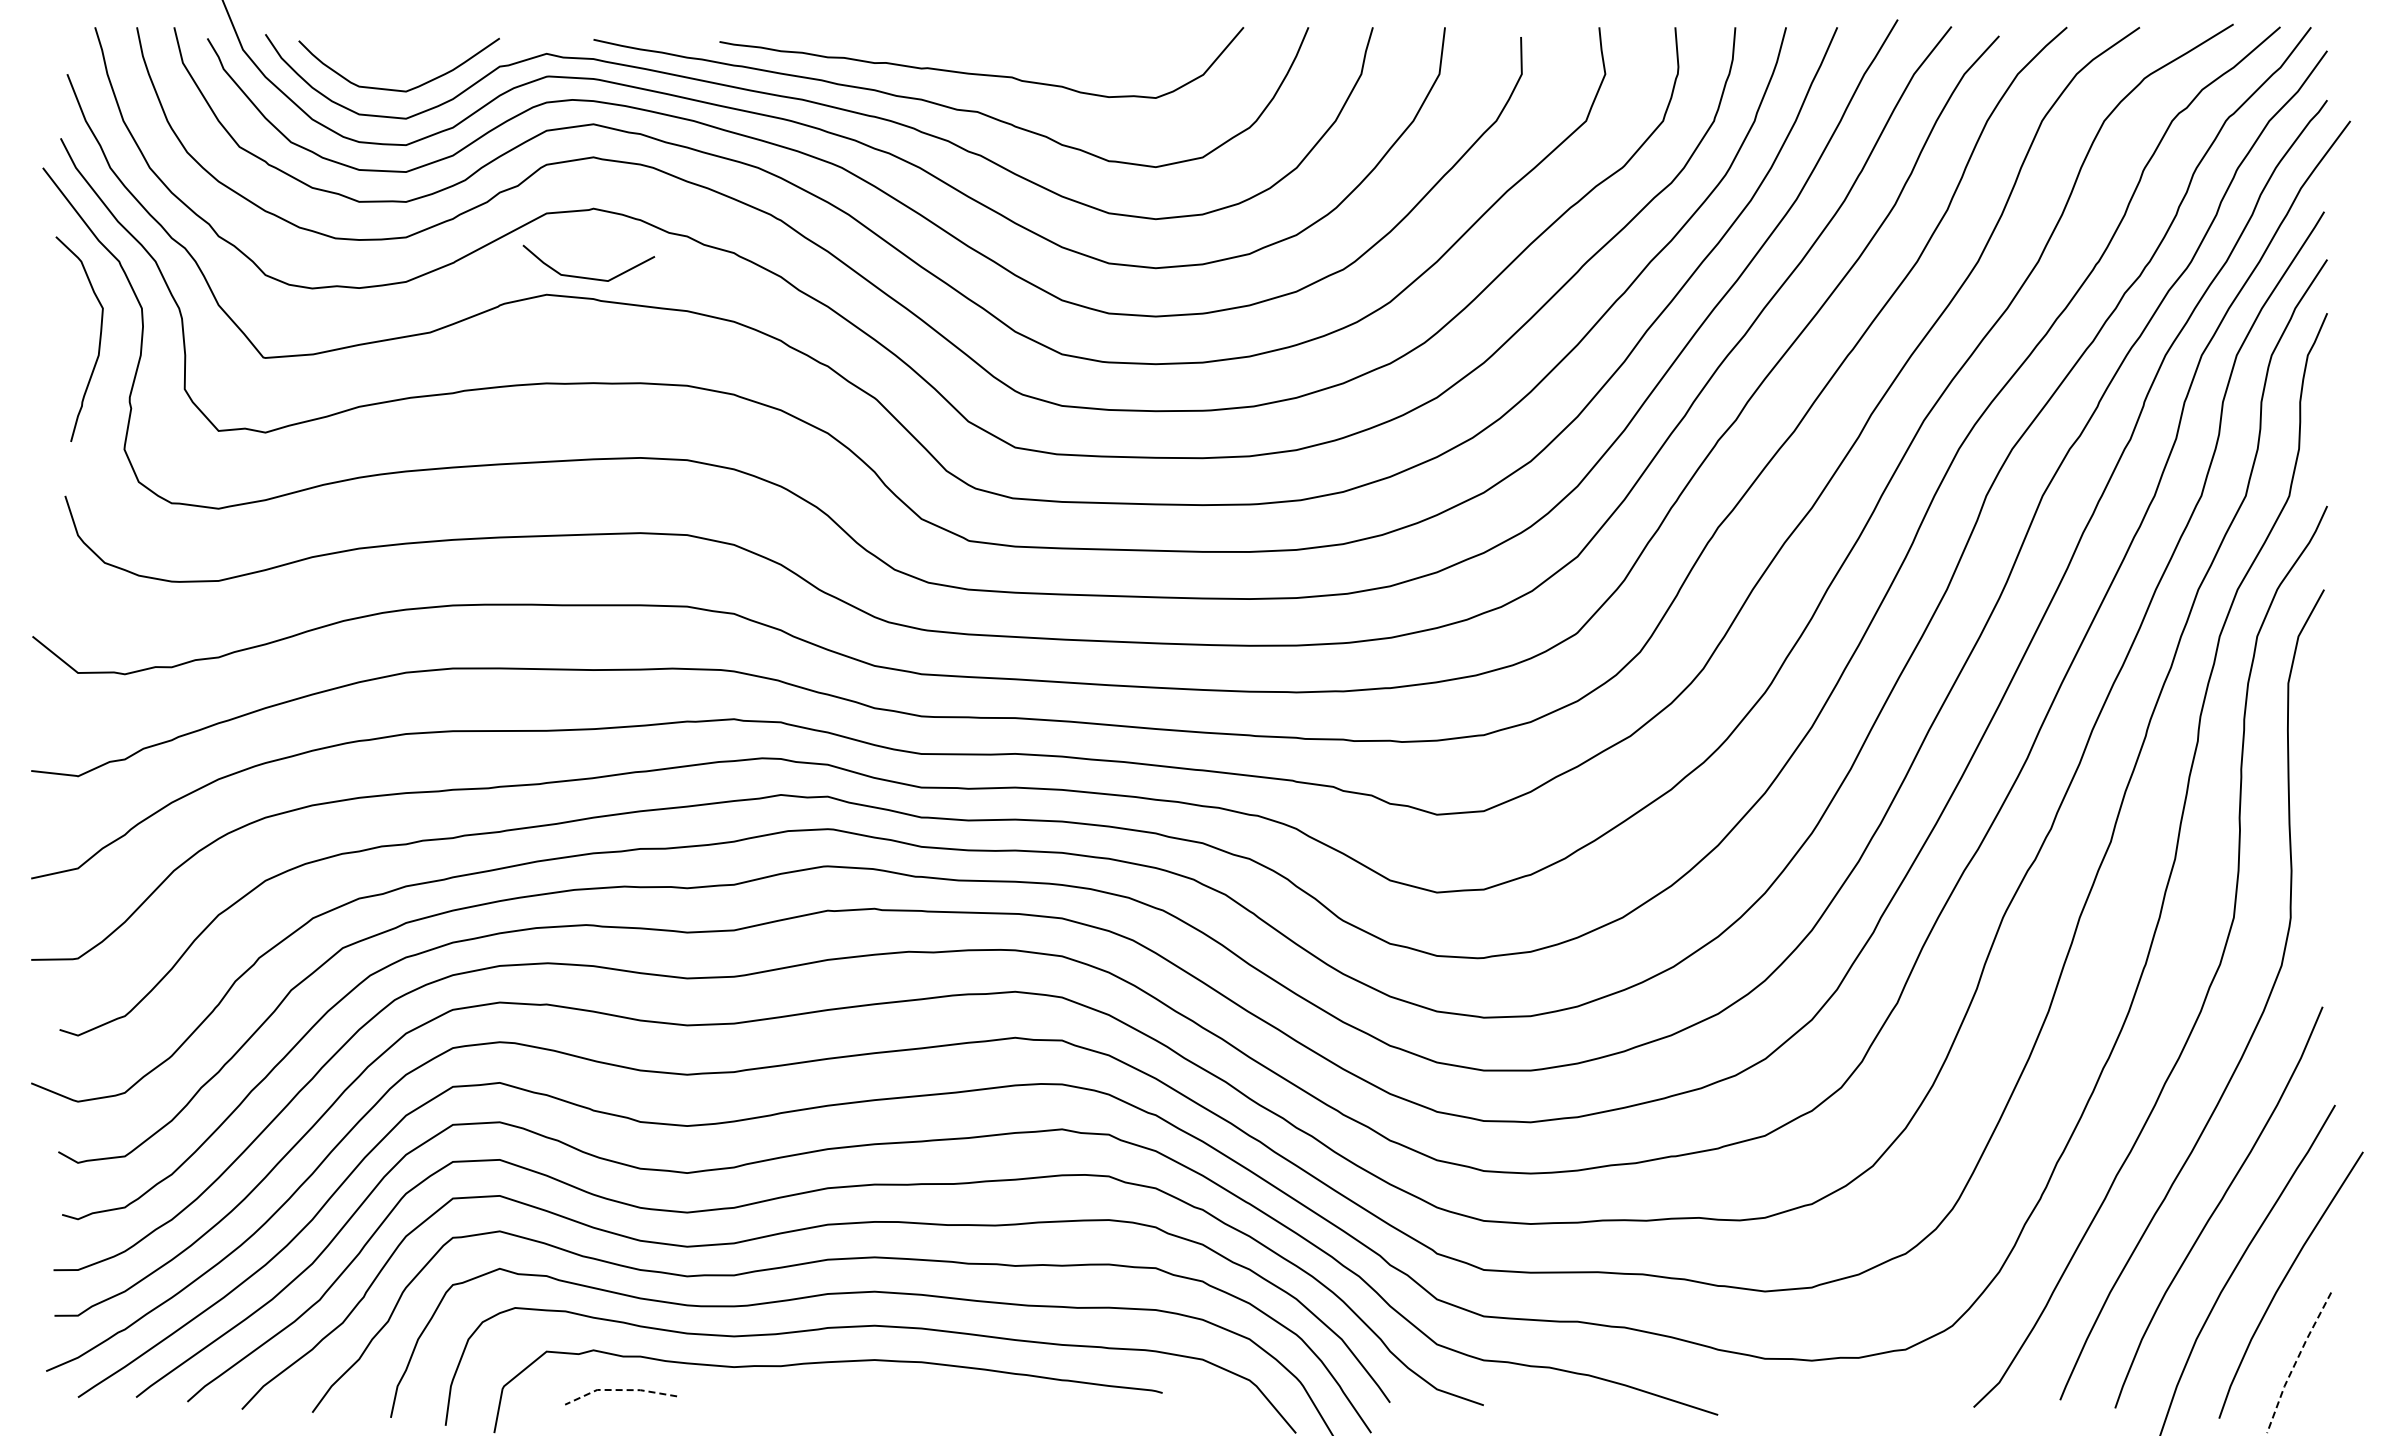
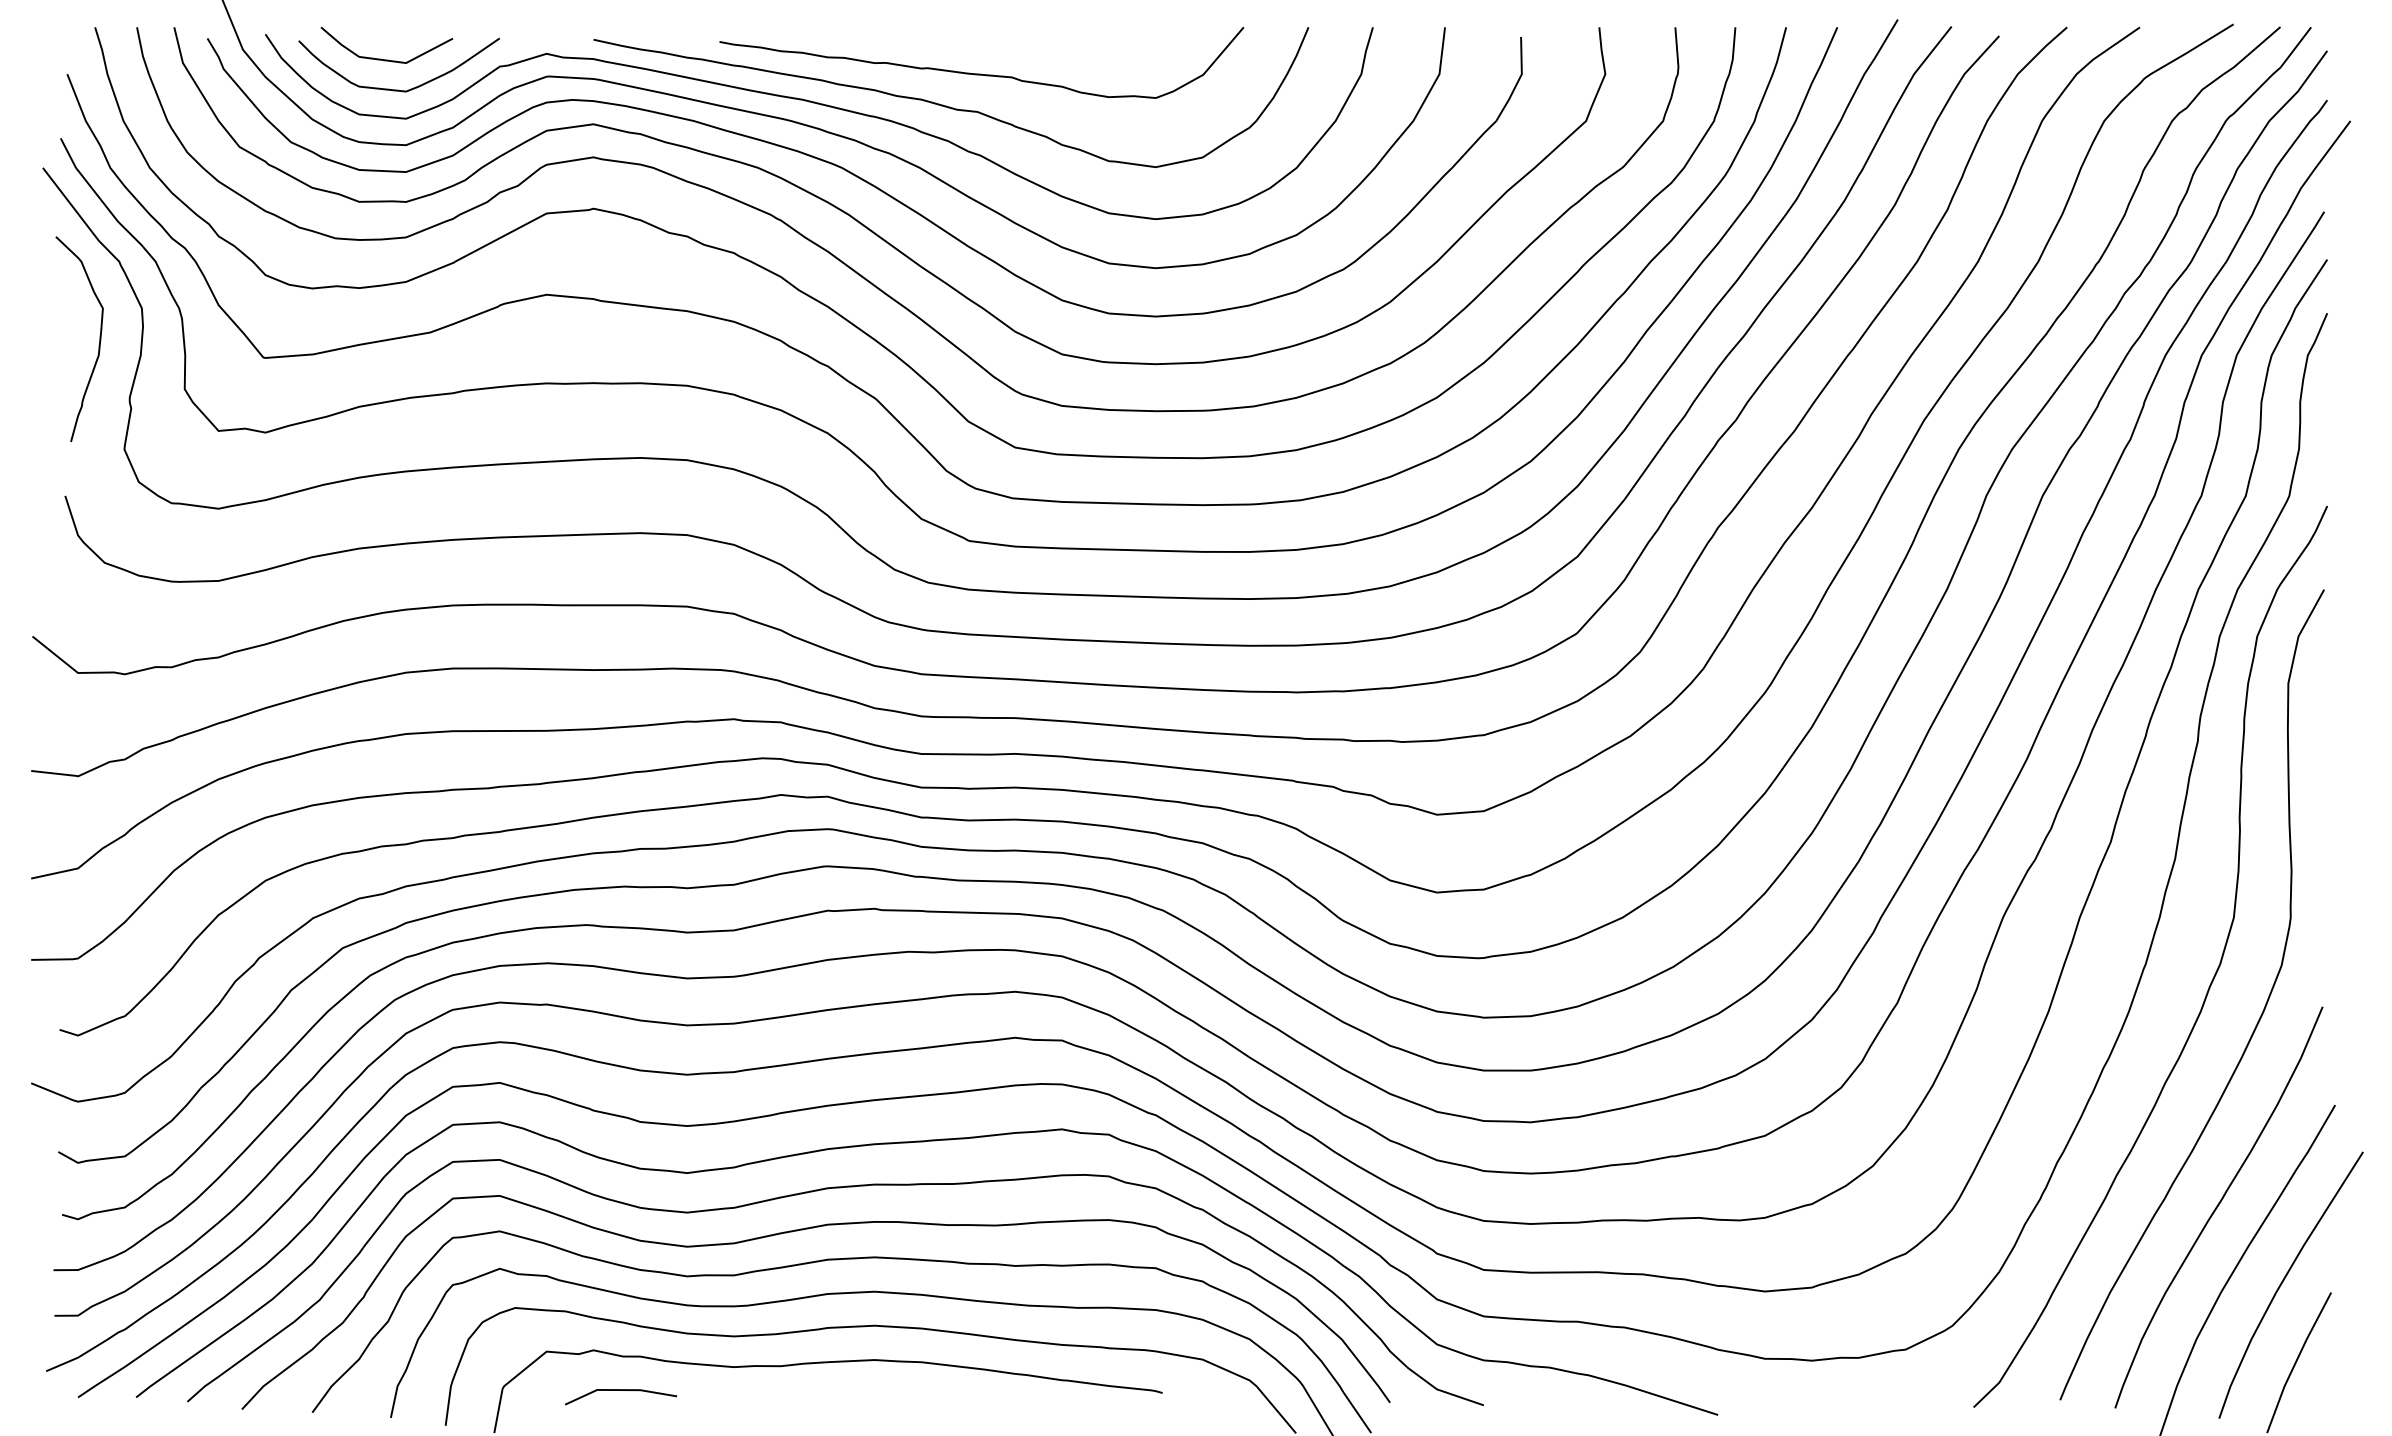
line position: (583, 276) -> (381, 58) (381, 58)
line: dashed -> solid (2296, 1361)
line: dashed -> solid (619, 1390)
